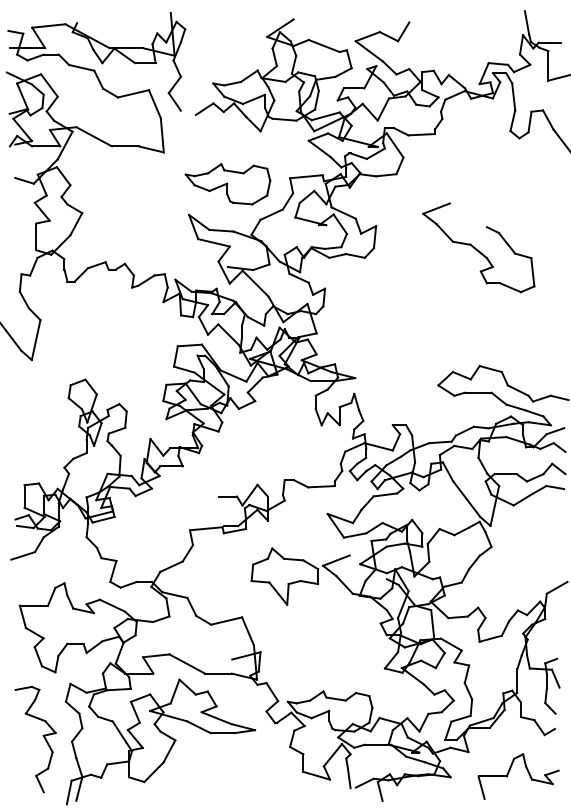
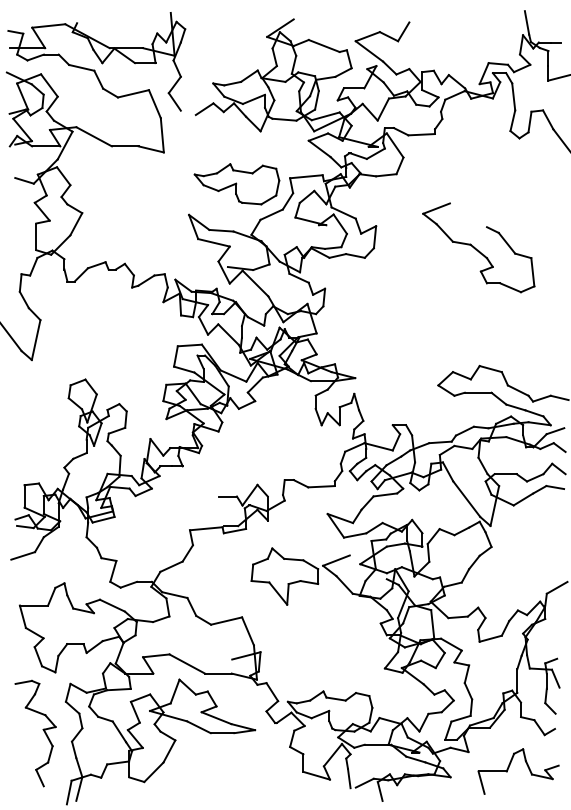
part position: (227, 184) -> (236, 184) (236, 184)
part position: (42, 735) -> (42, 729) (42, 729)
part position: (509, 772) -> (509, 767) (509, 767)
